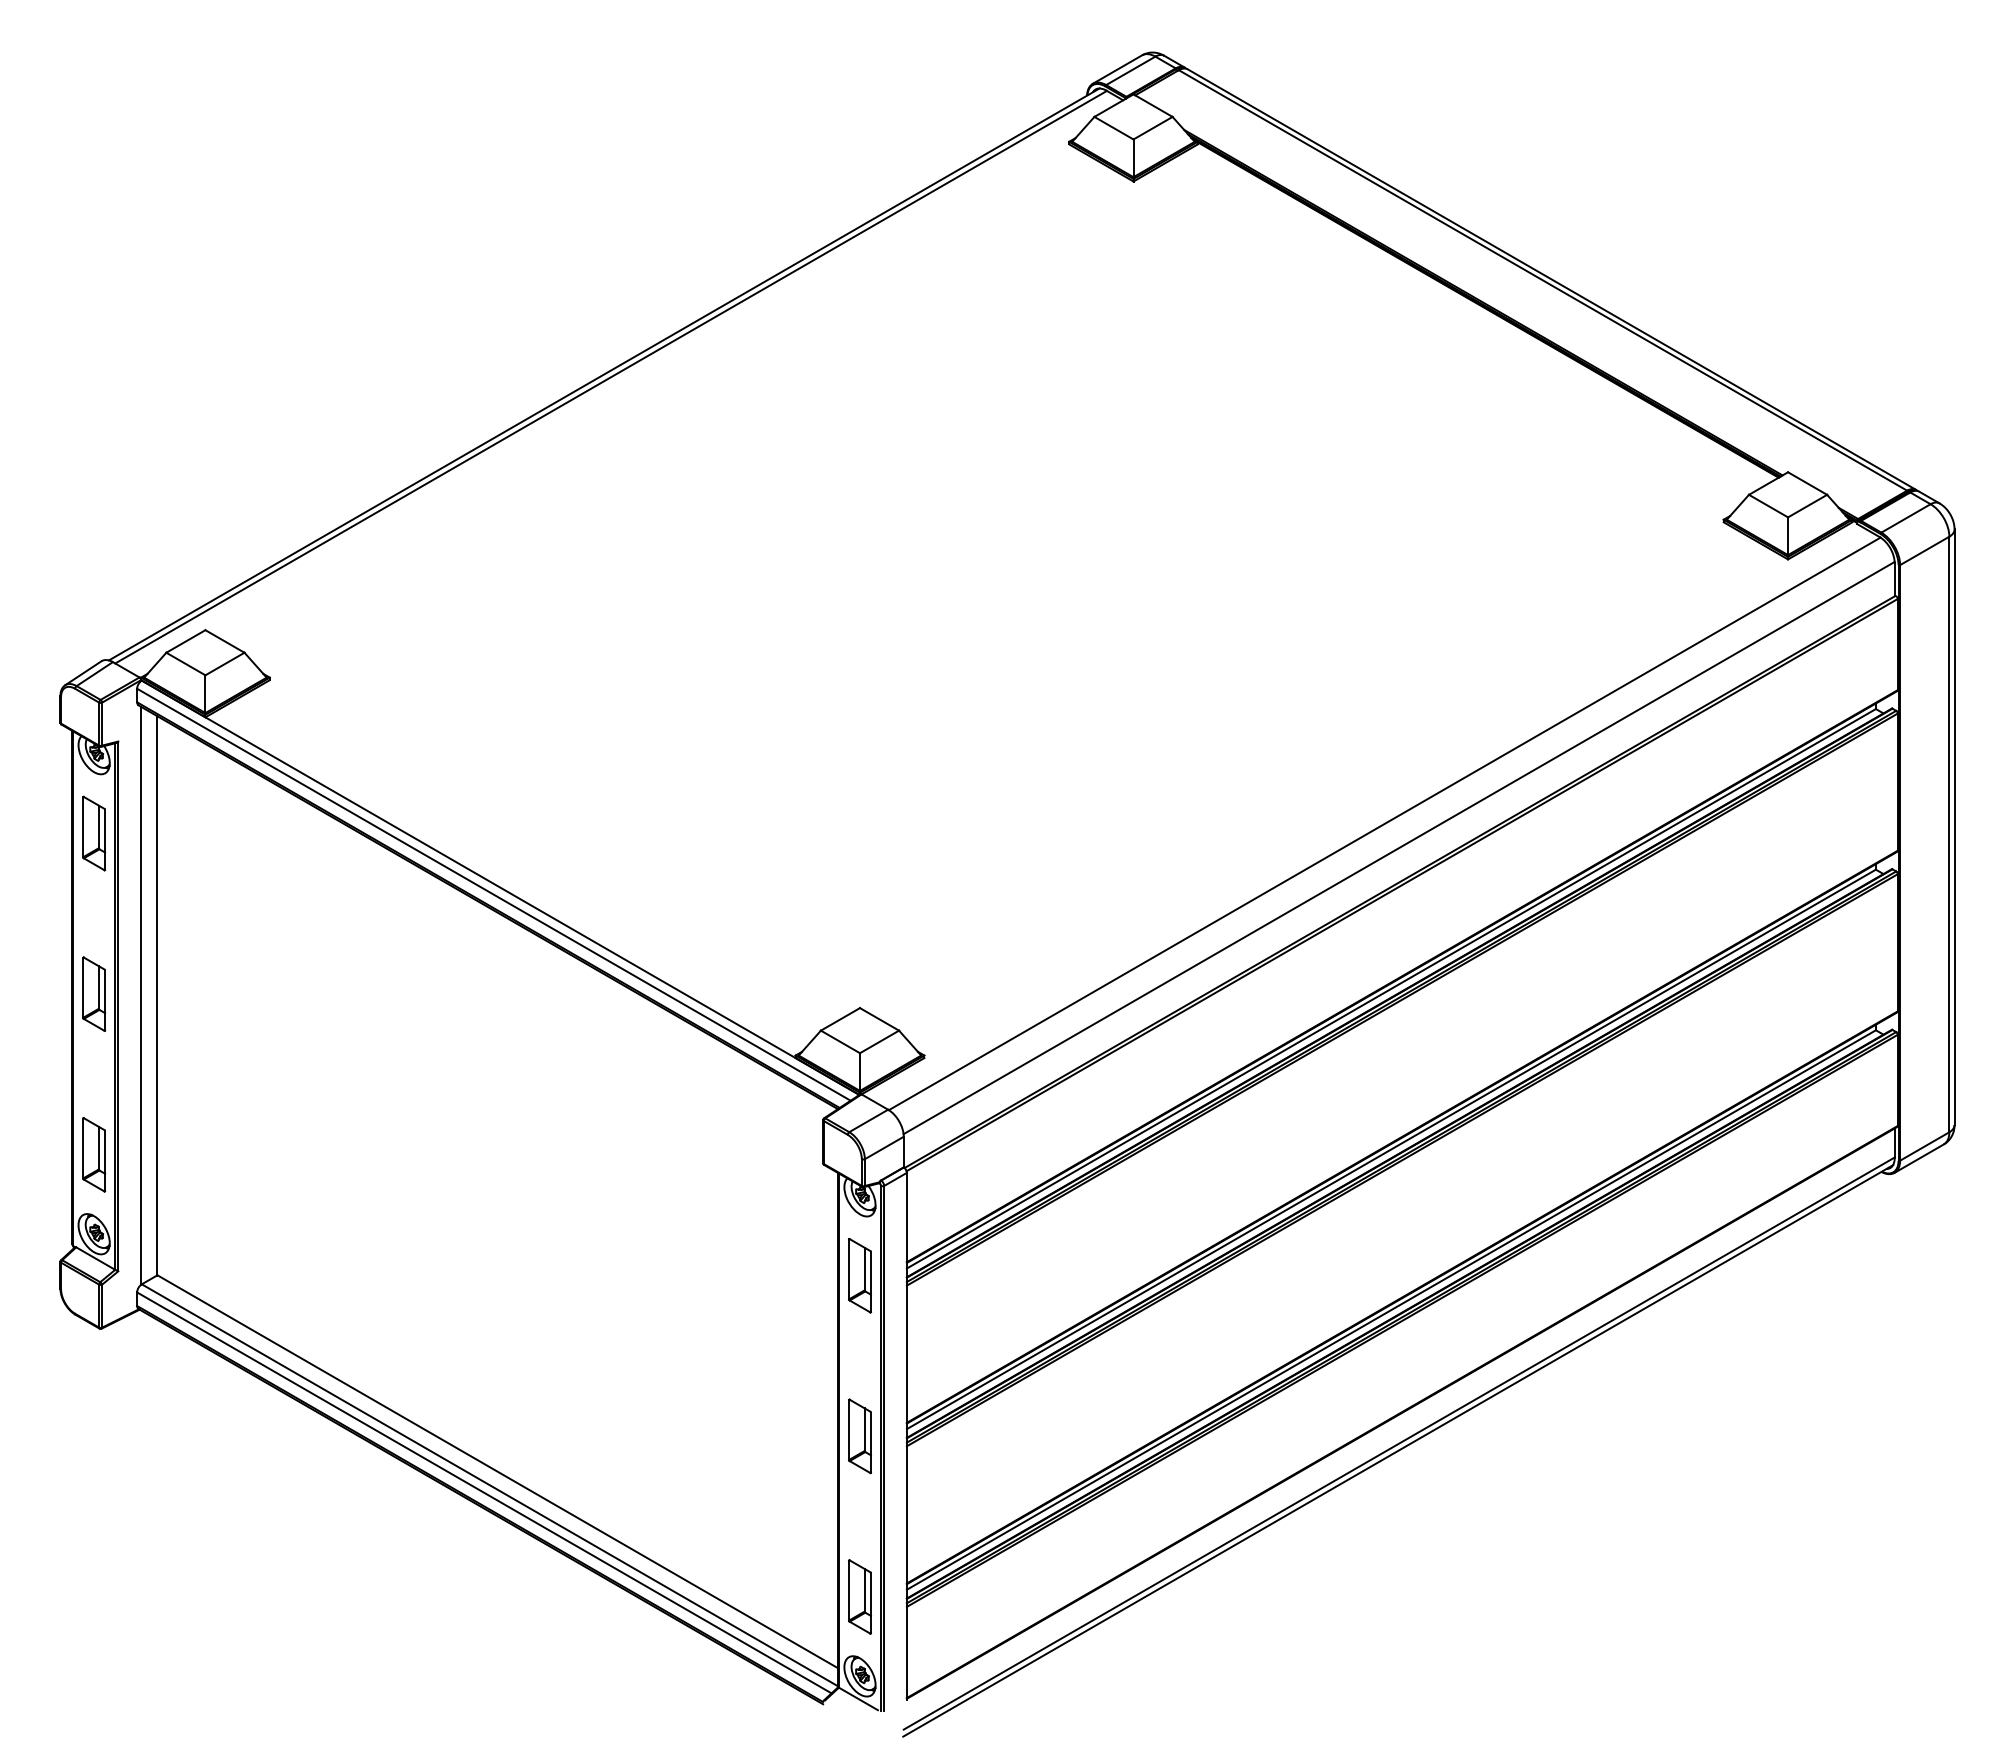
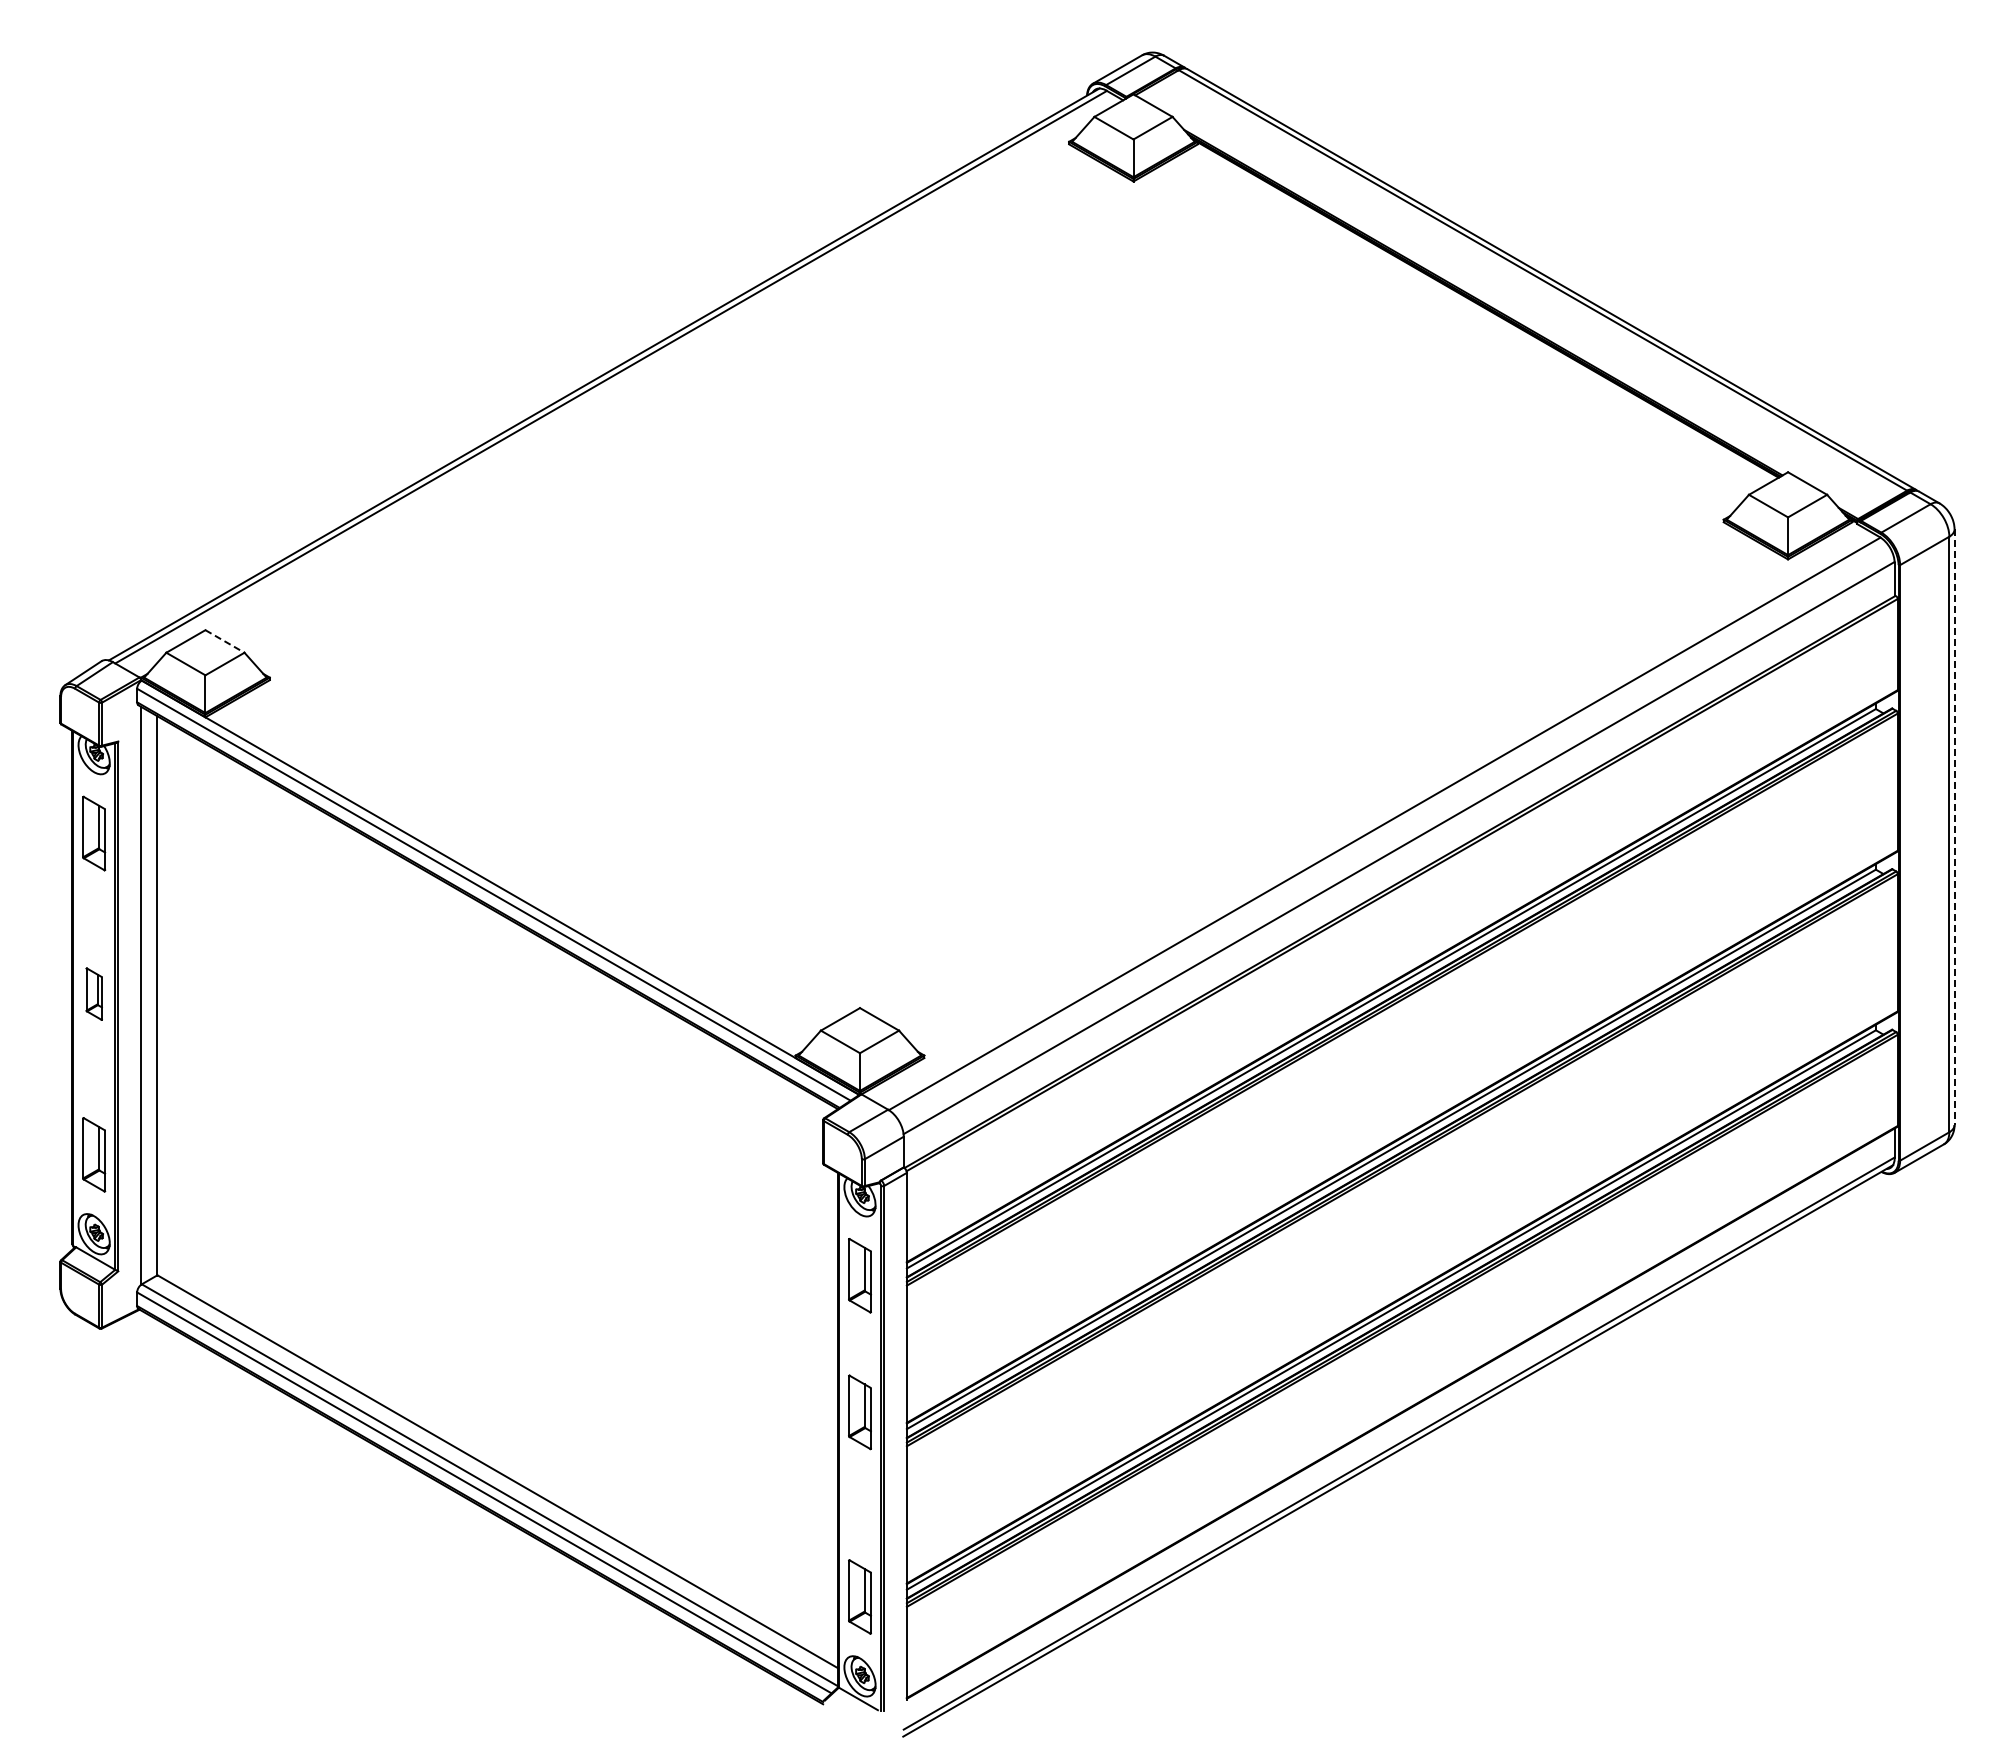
line: solid -> dashed (224, 641)
line: solid -> dashed (1954, 827)
part size: 25x76 px -> 18x54 px (93, 993)
part position: (859, 1436) -> (859, 1412) (859, 1412)
